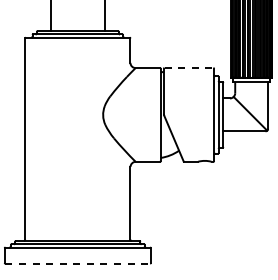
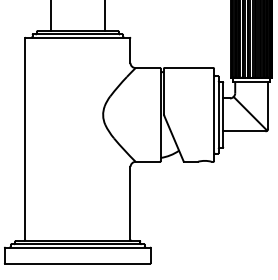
line: dashed -> solid (189, 68)
line: dashed -> solid (78, 263)
